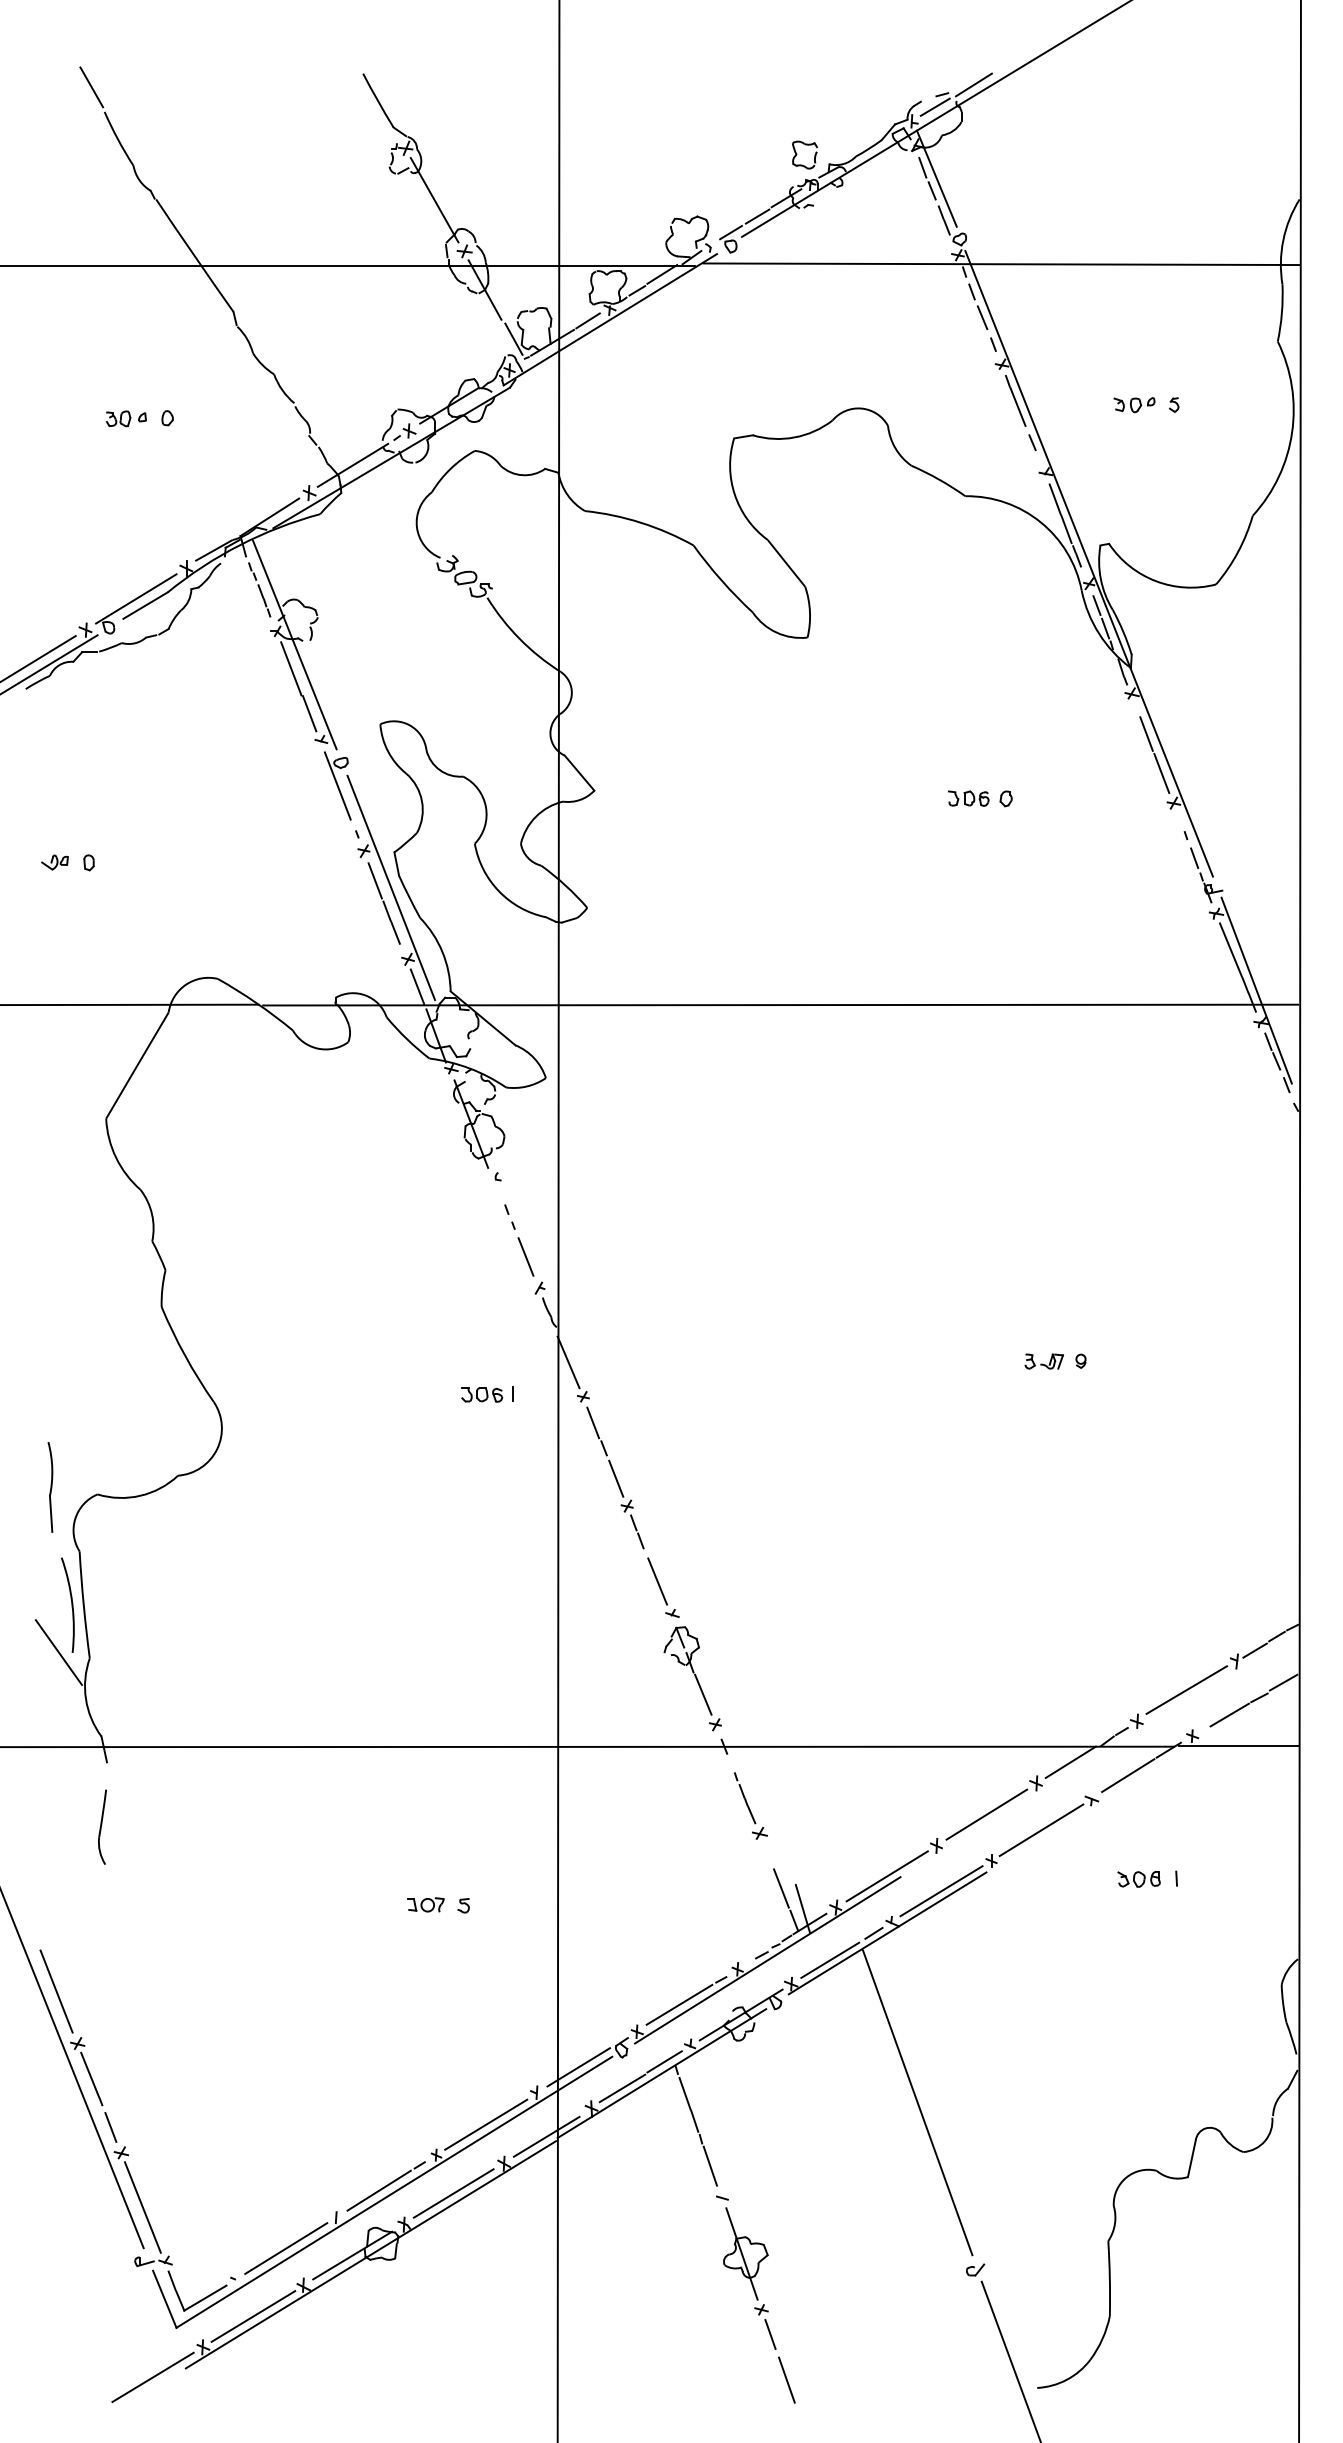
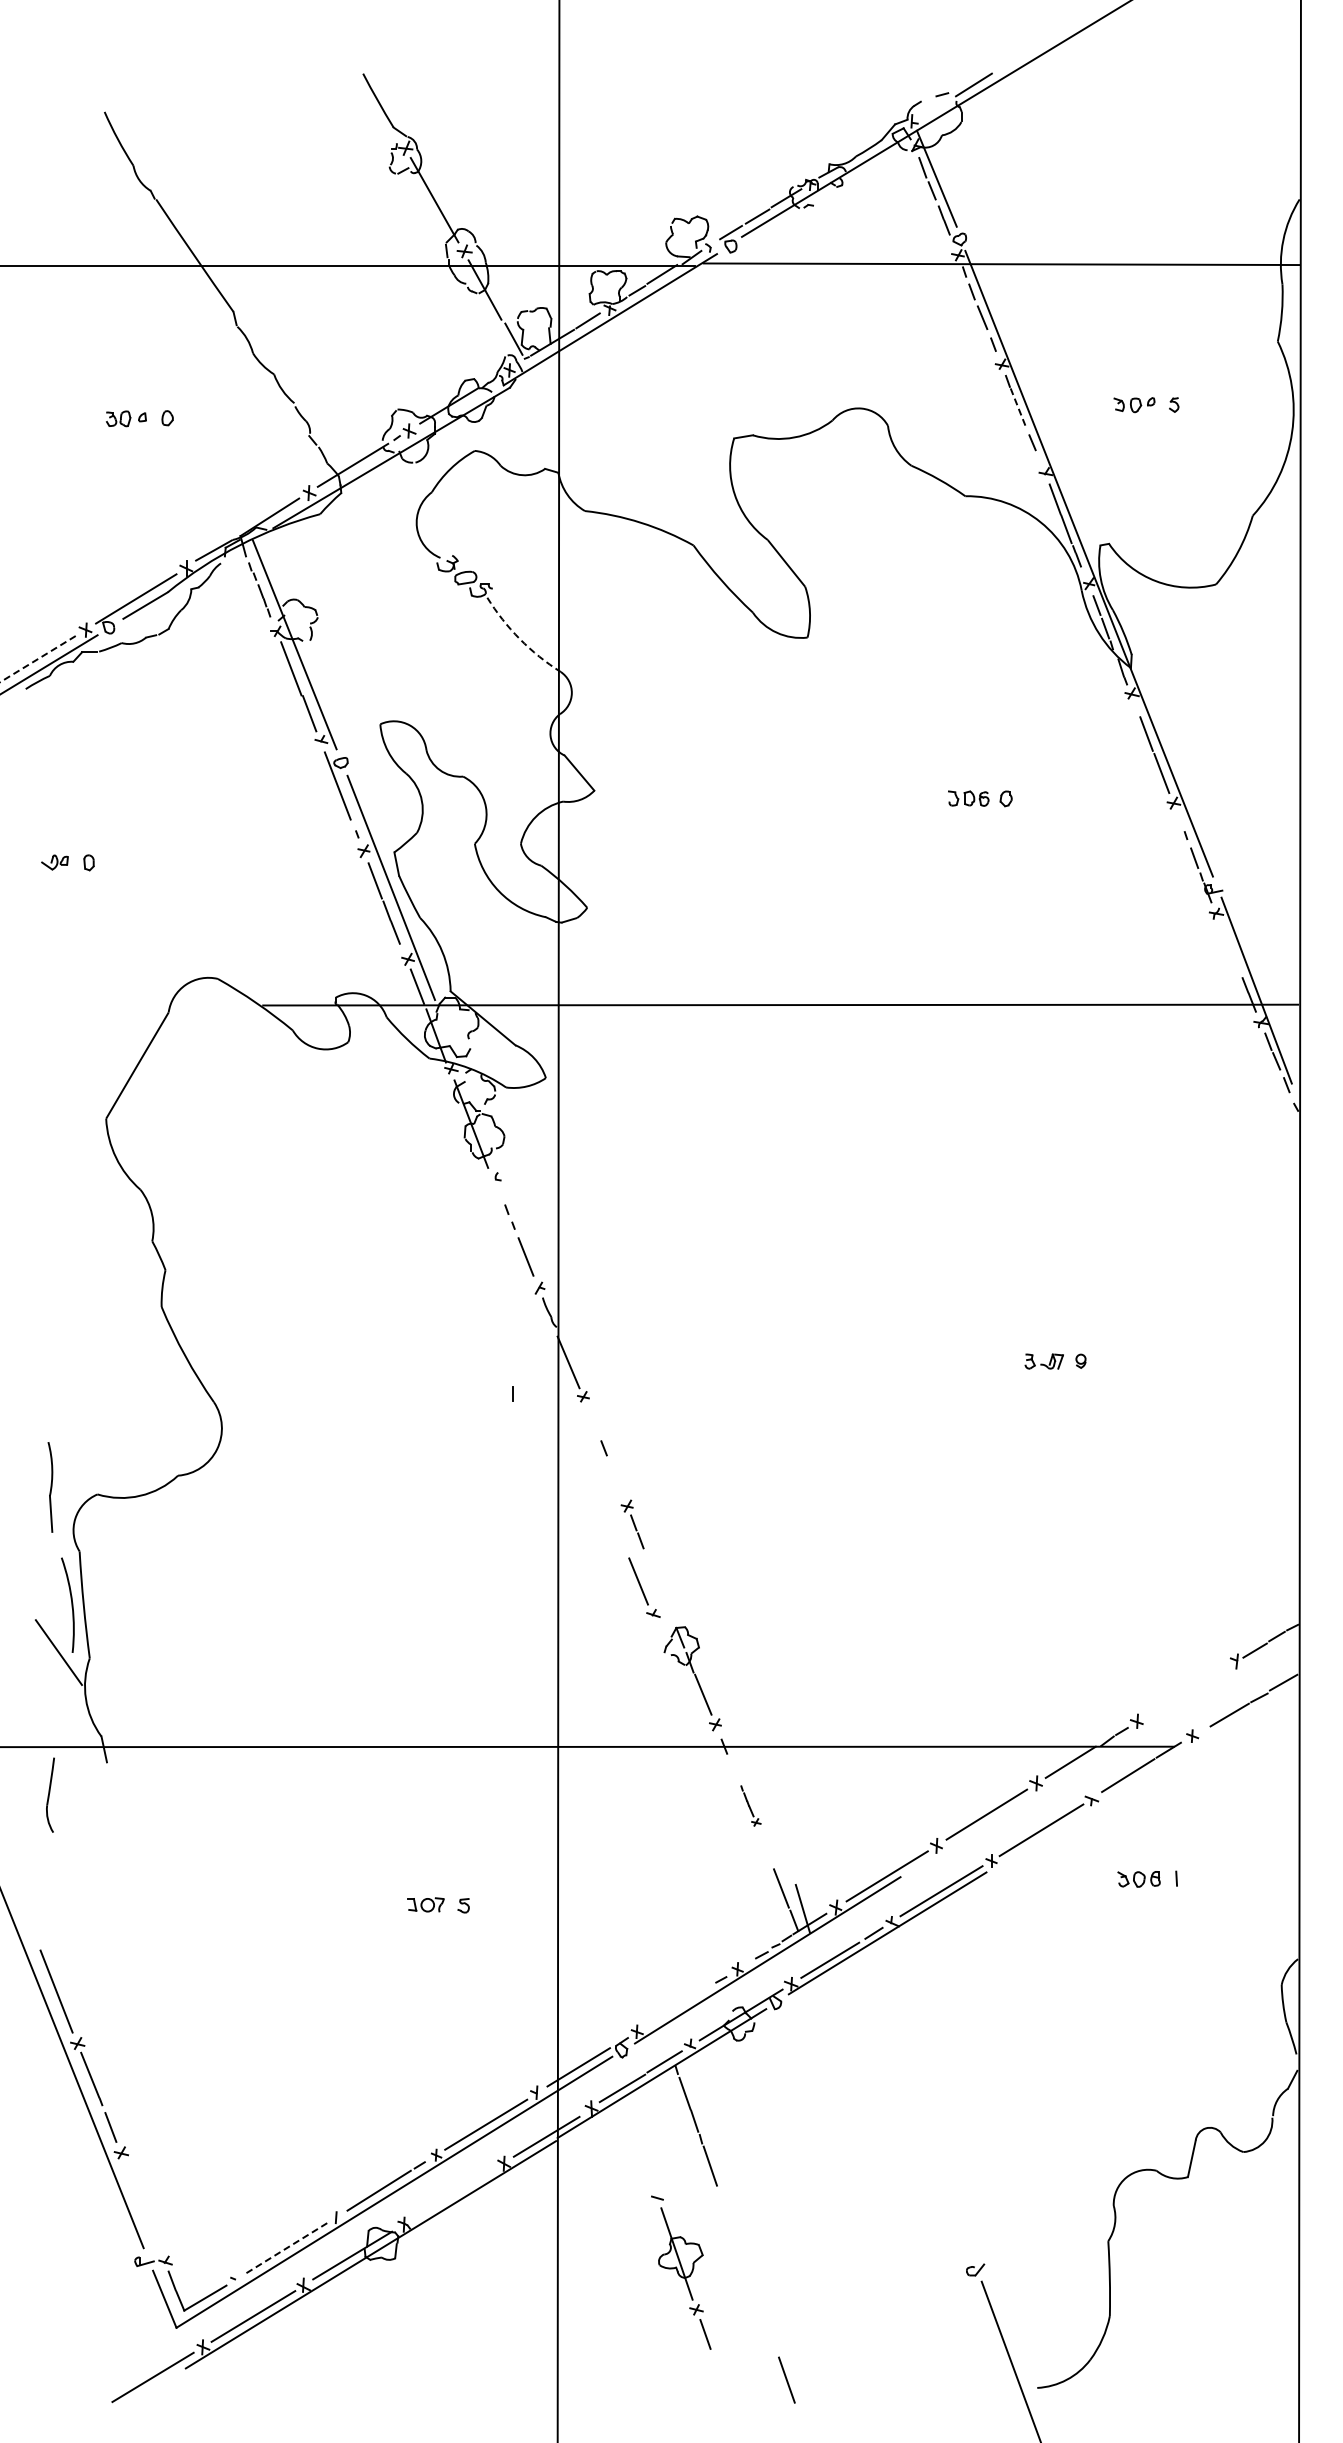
line: present -> none (91, 87)
line: present -> none (934, 106)
part: present -> none (797, 154)
line: solid -> dashed (1018, 407)
arc: solid -> dashed (519, 639)
line: solid -> dashed (37, 659)
line: present -> none (1230, 949)
line: present -> none (130, 1004)
part: present -> none (482, 1394)
line: present -> none (593, 1422)
line: present -> none (616, 1478)
part position: (663, 1587) -> (644, 1587) (644, 1587)
line: present -> none (1186, 1689)
line: present -> none (1238, 1745)
part size: 34x68 px -> 22x42 px (750, 1805)
part position: (102, 1826) -> (50, 1794) (50, 1794)
line: present -> none (679, 2004)
line: present -> none (917, 2102)
line: present -> none (453, 2193)
line: present -> none (142, 2207)
line: solid -> dashed (285, 2248)
part position: (746, 2272) -> (681, 2272) (681, 2272)
